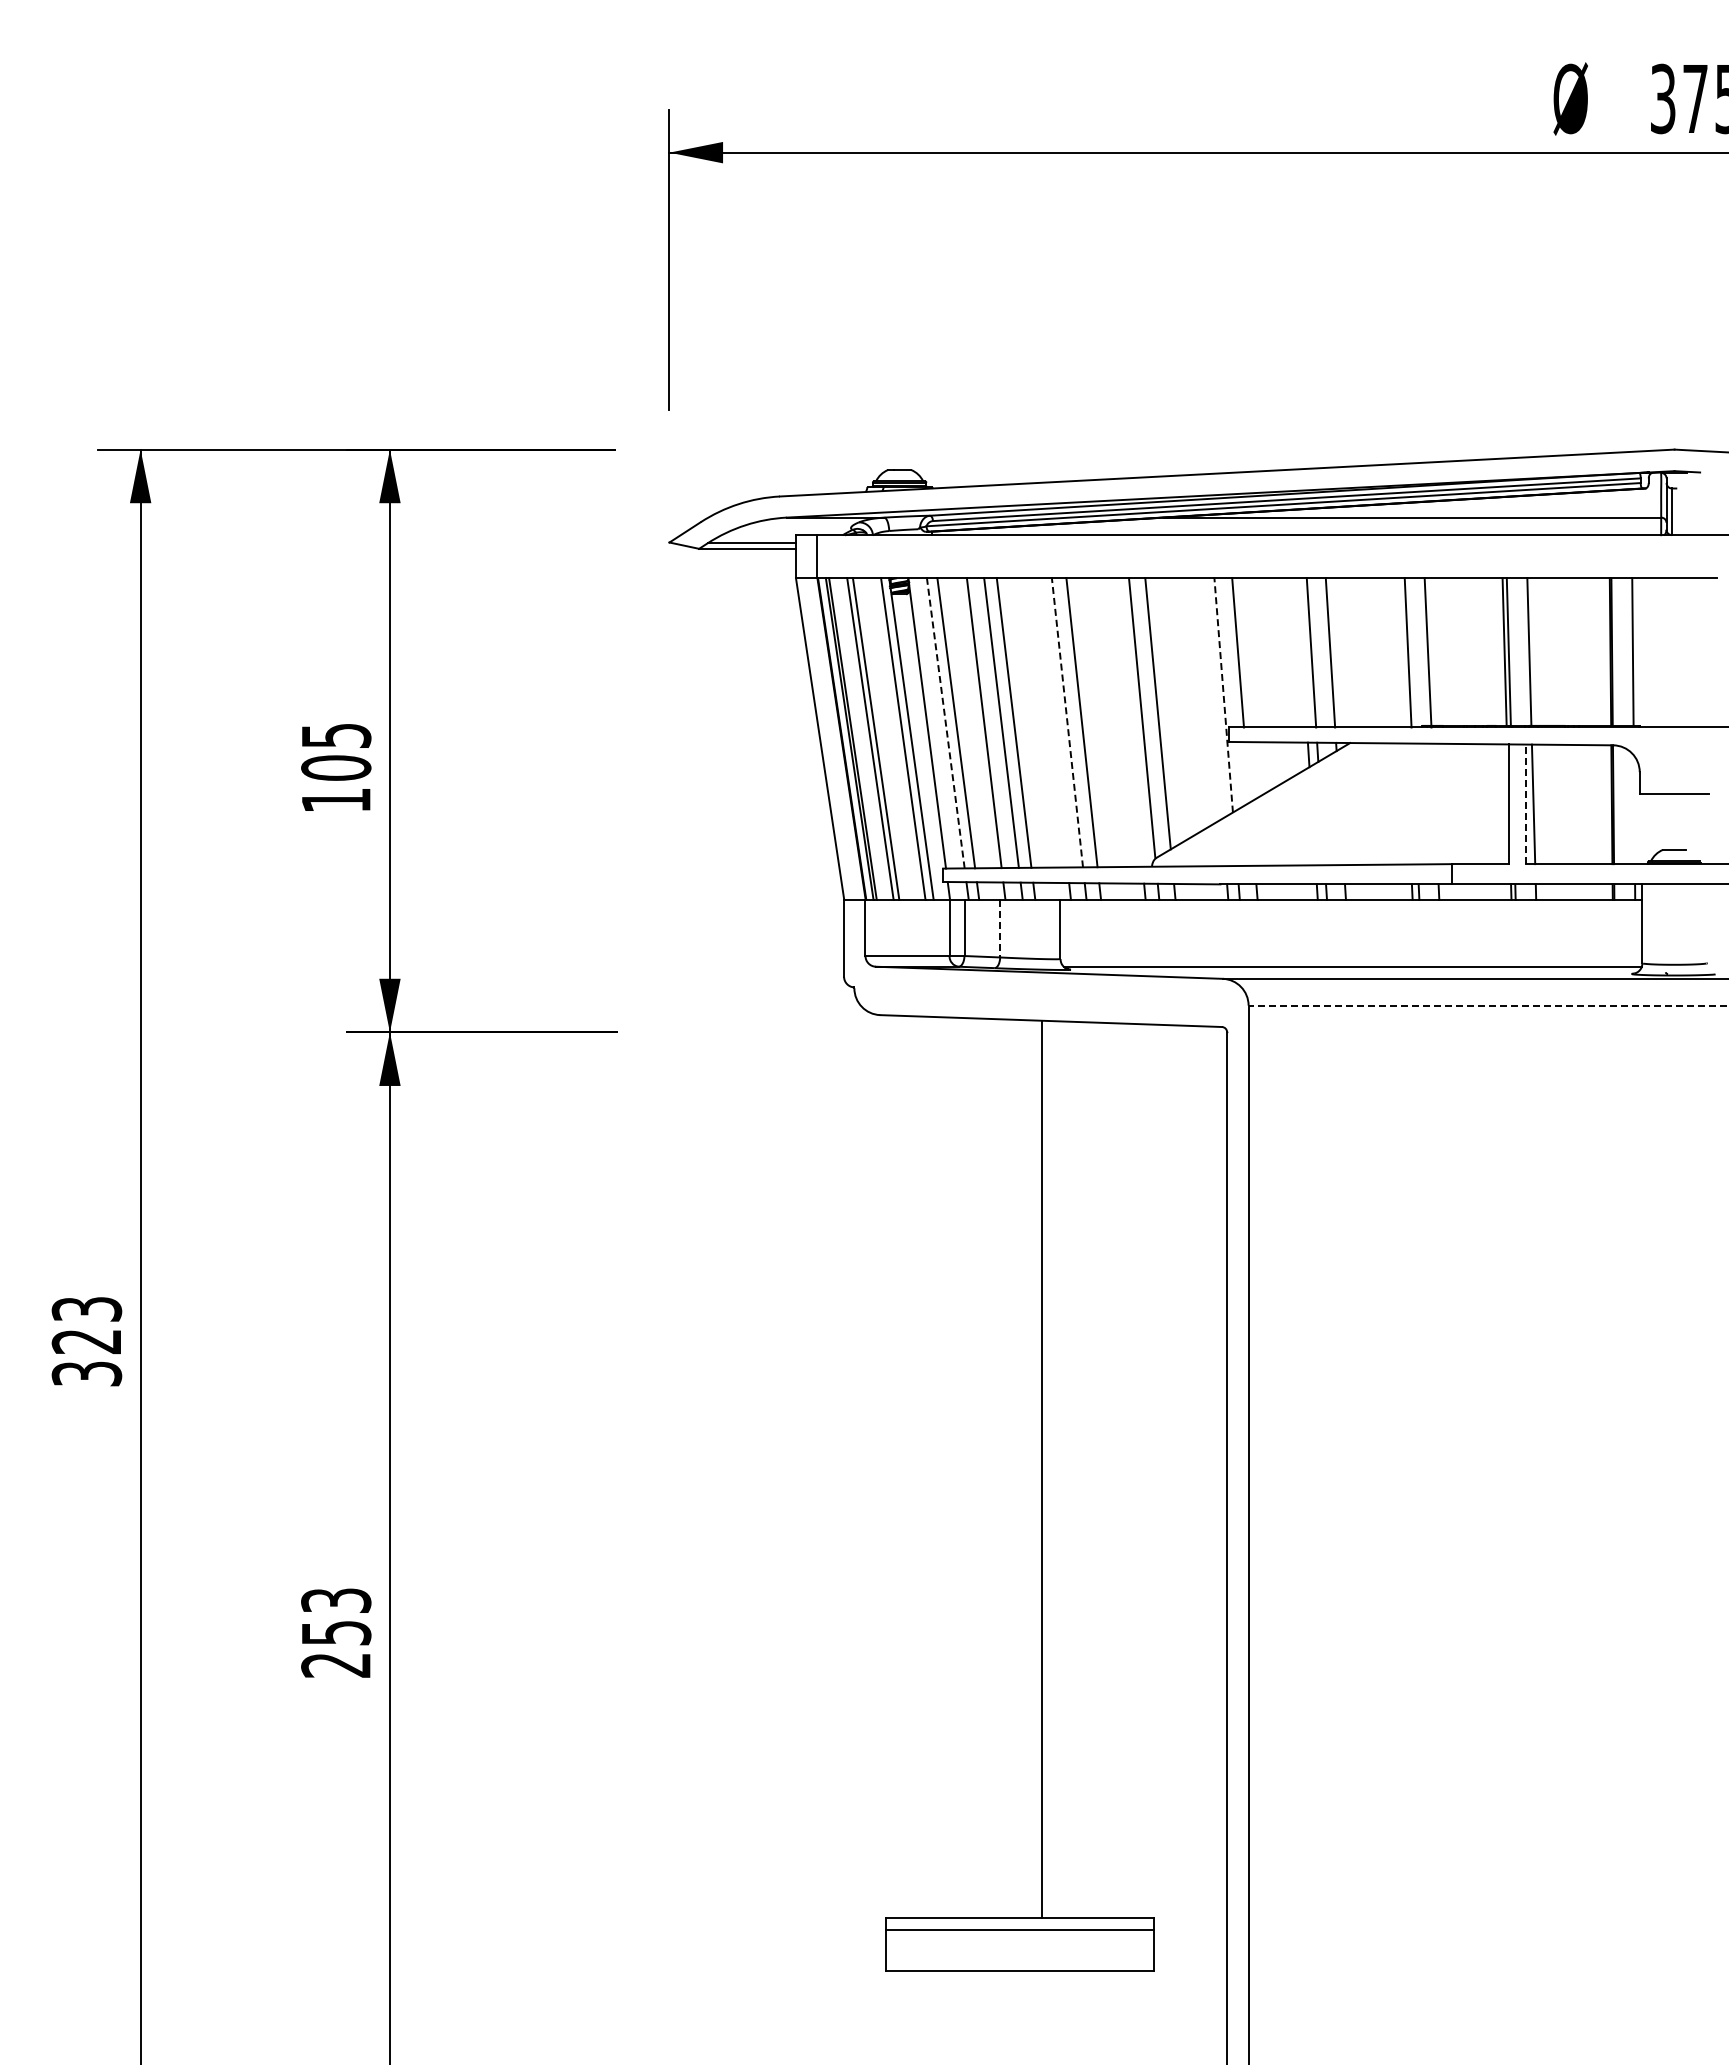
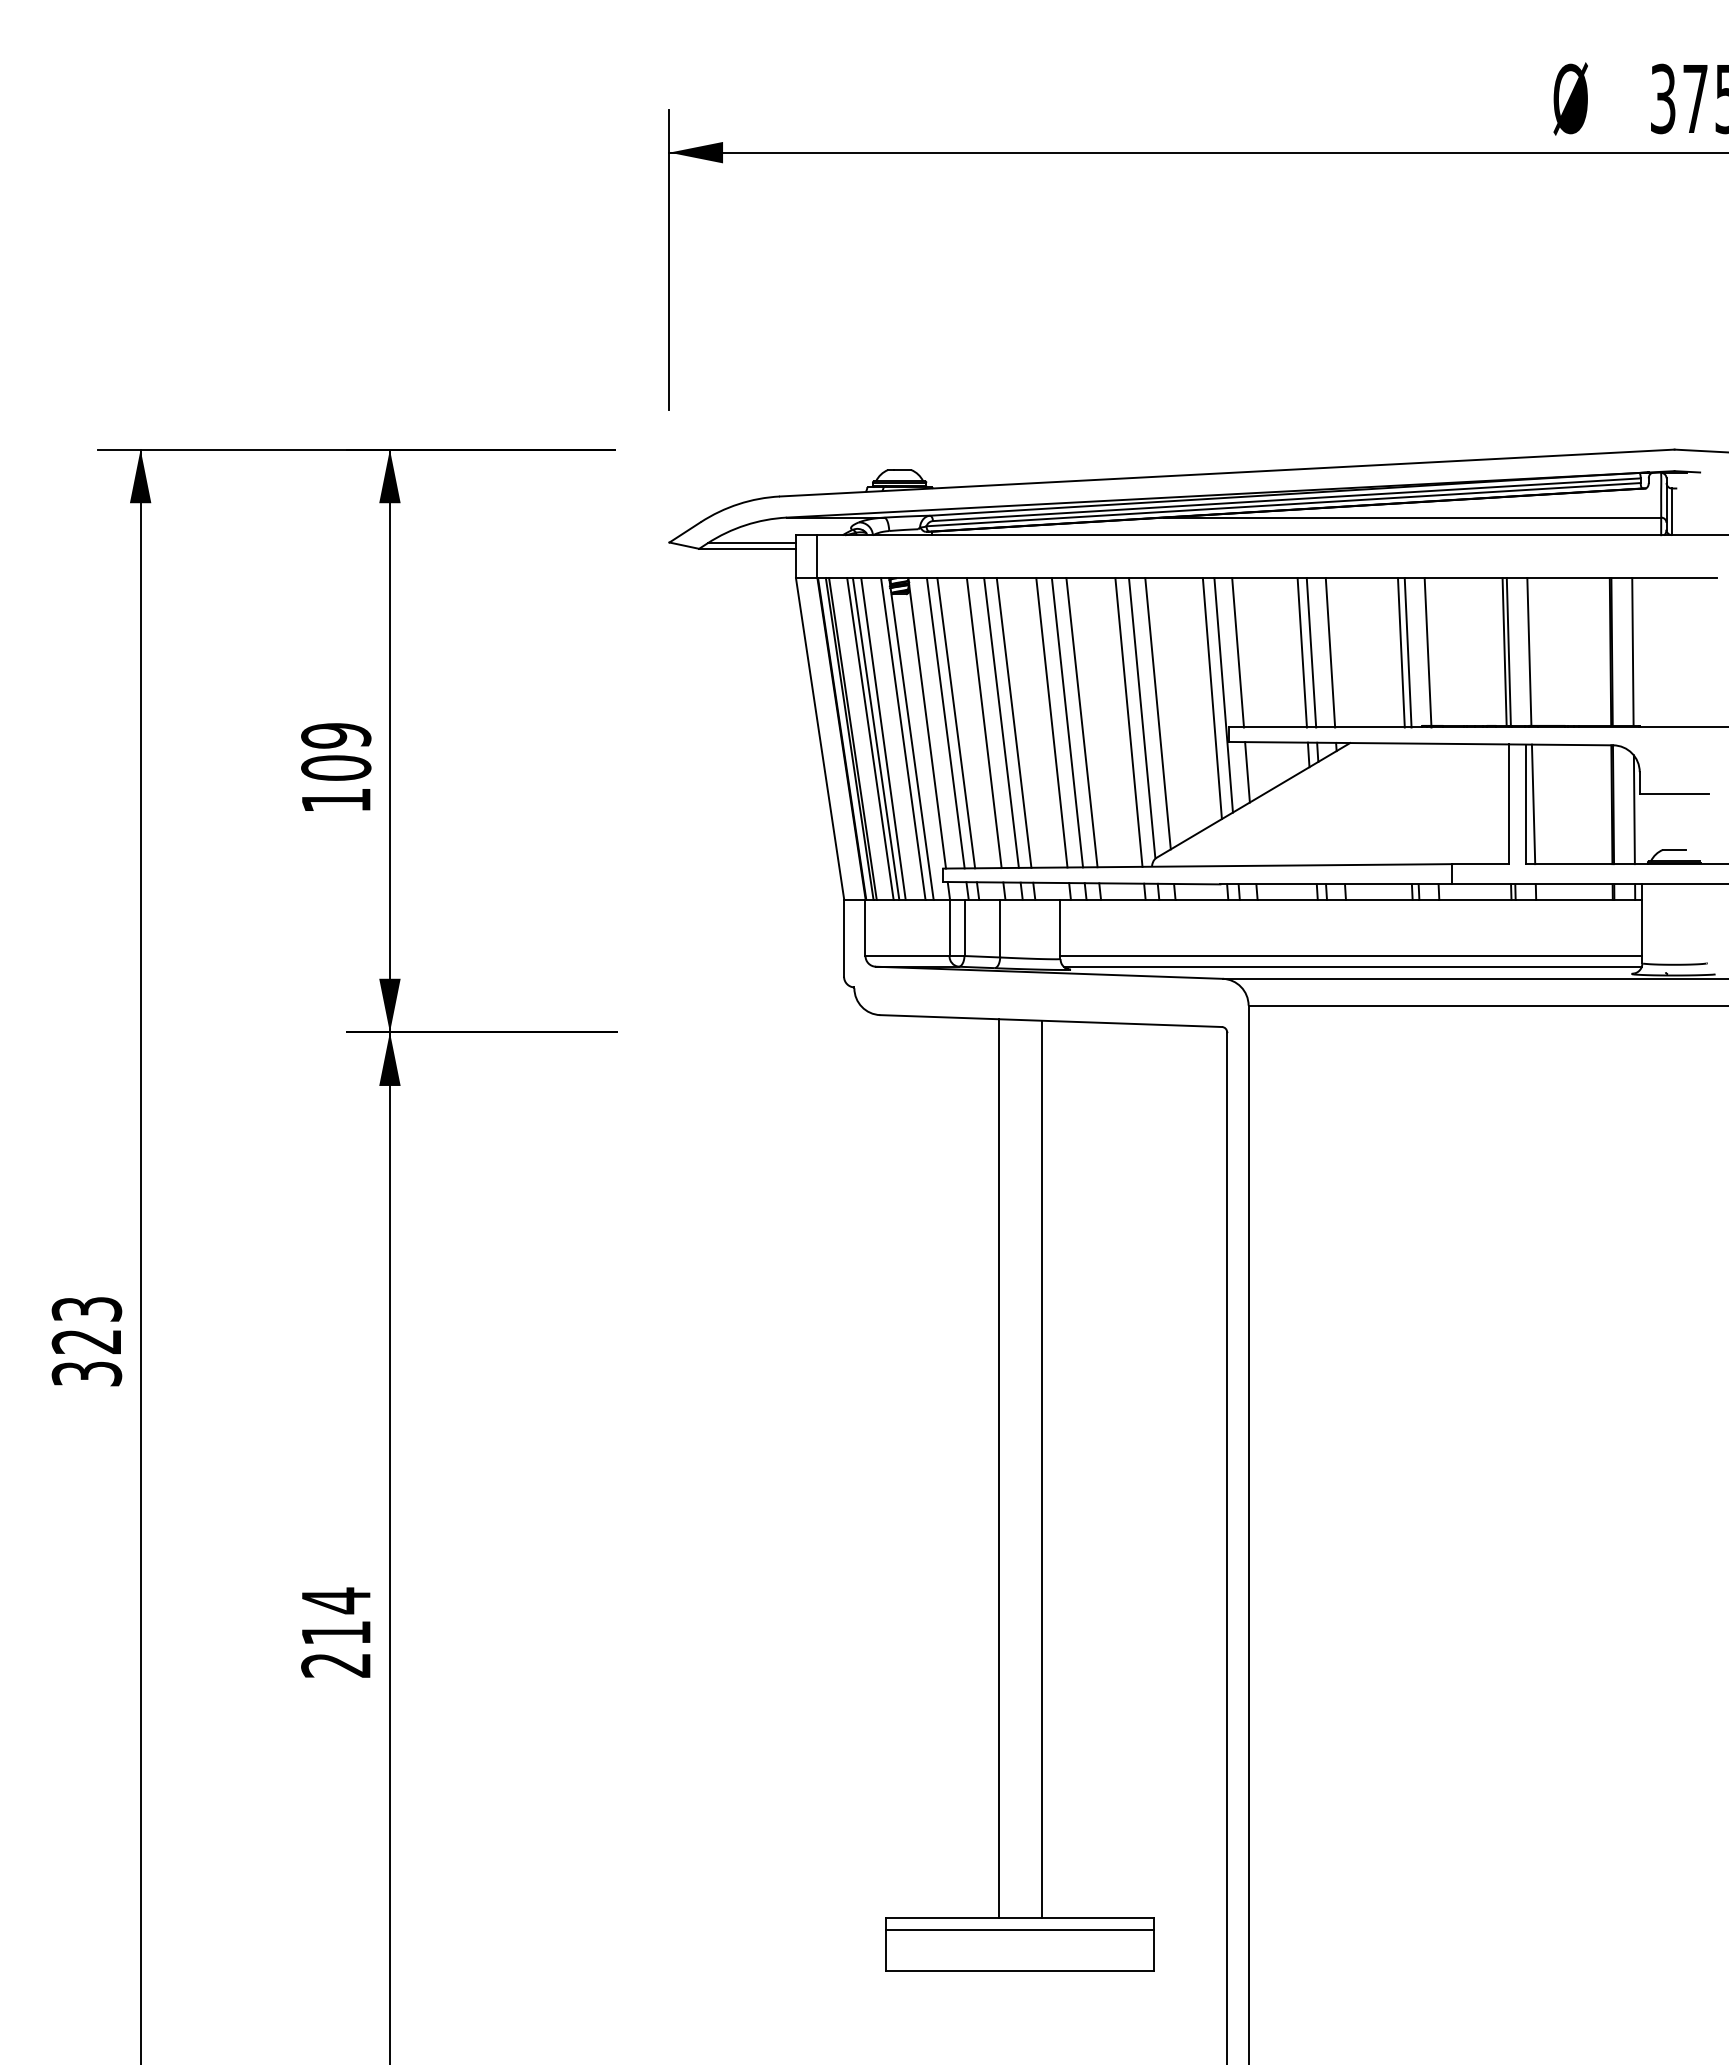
line: none -> present (1301, 652)
line: none -> present (1400, 652)
line: dashed -> solid (1223, 695)
line: none -> present (1211, 698)
line: dashed -> solid (945, 722)
line: none -> present (1051, 722)
line: dashed -> solid (1067, 722)
line: none -> present (1128, 722)
text: 105 -> 109 (336, 735)
line: none -> present (883, 738)
line: none -> present (1247, 772)
line: dashed -> solid (1526, 804)
line: none -> present (1633, 809)
line: dashed -> solid (1000, 928)
line: none -> present (1351, 956)
line: dashed -> solid (1488, 1005)
line: none -> present (998, 1468)
text: 253 -> 214 (336, 1616)
